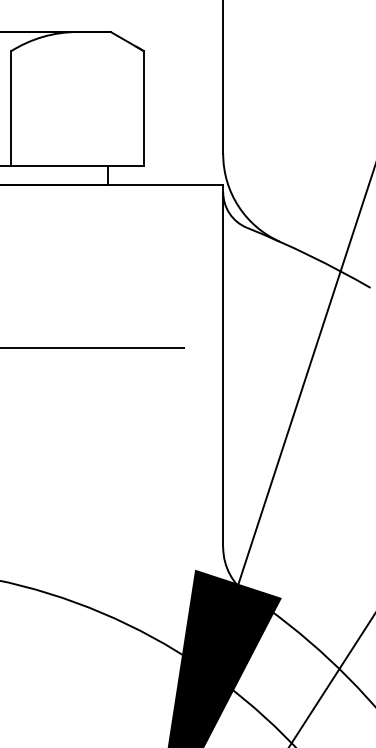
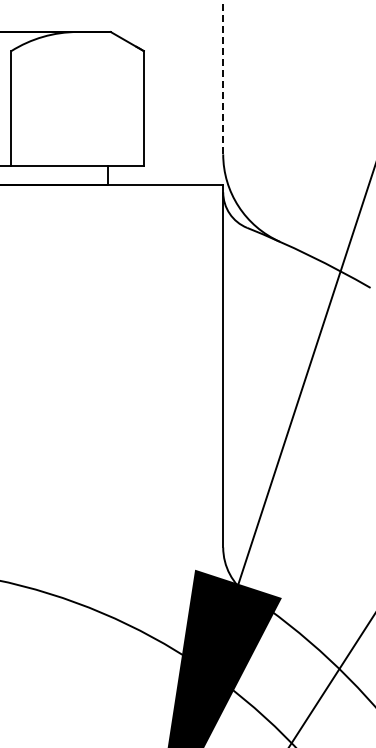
line: solid -> dashed (223, 77)
line: present -> none (93, 347)
